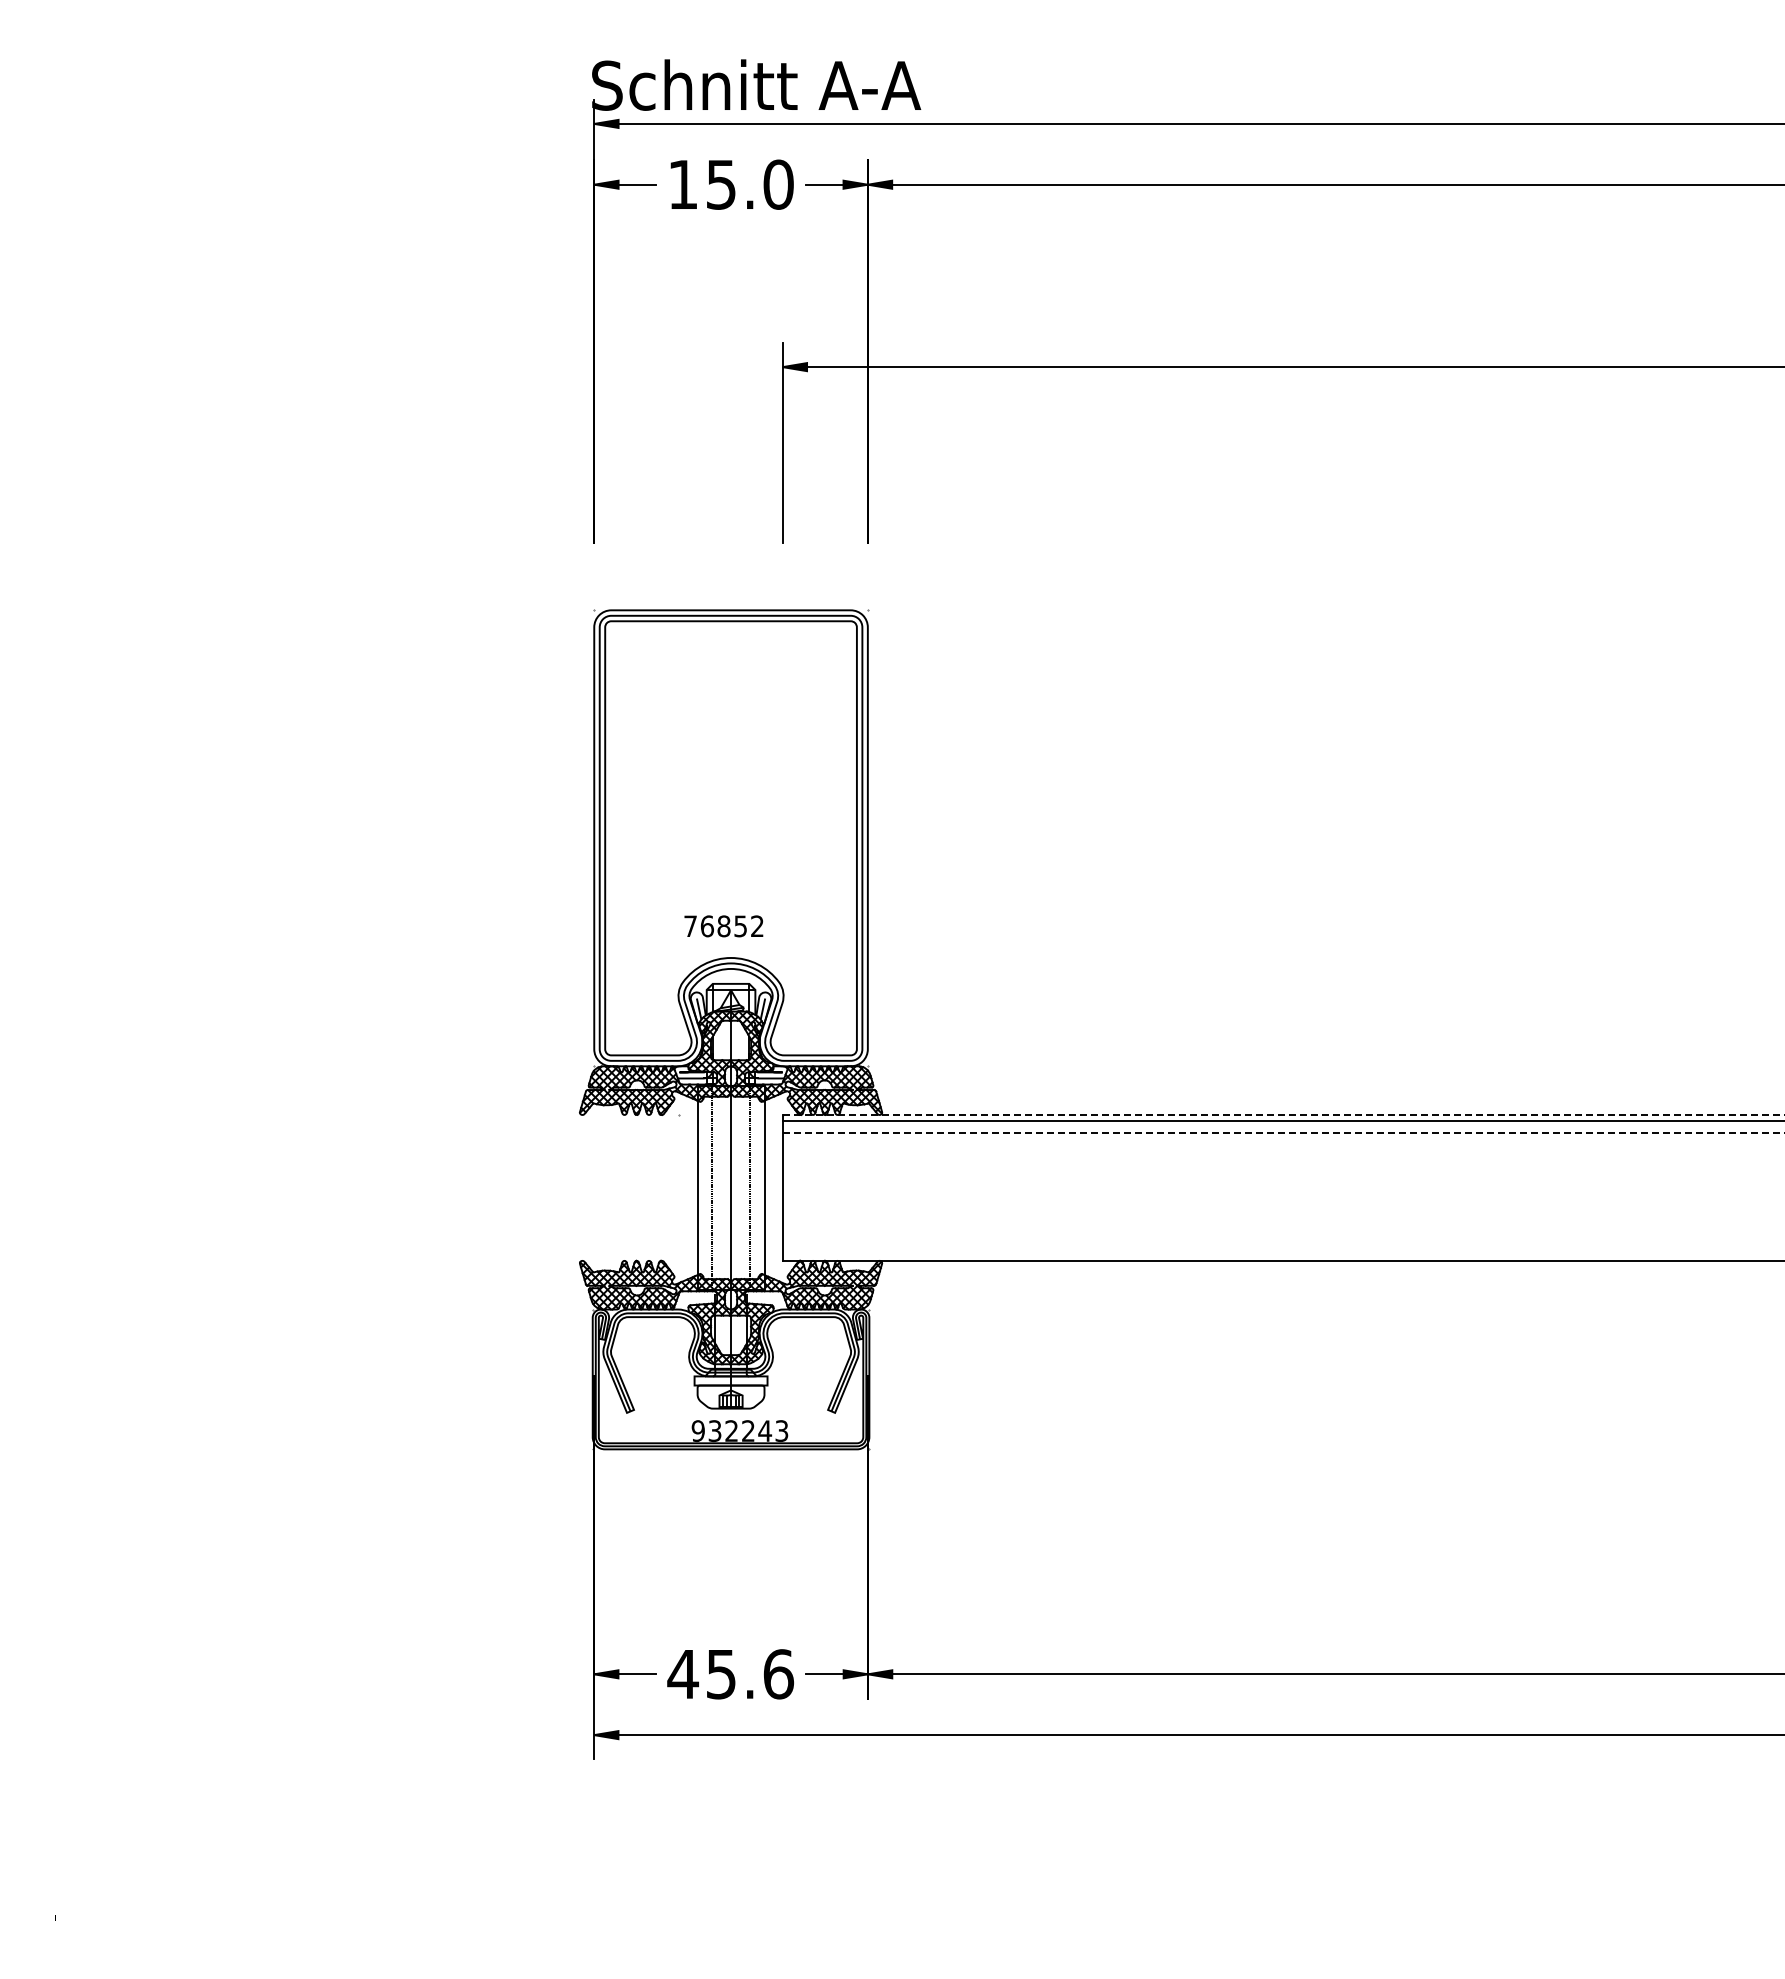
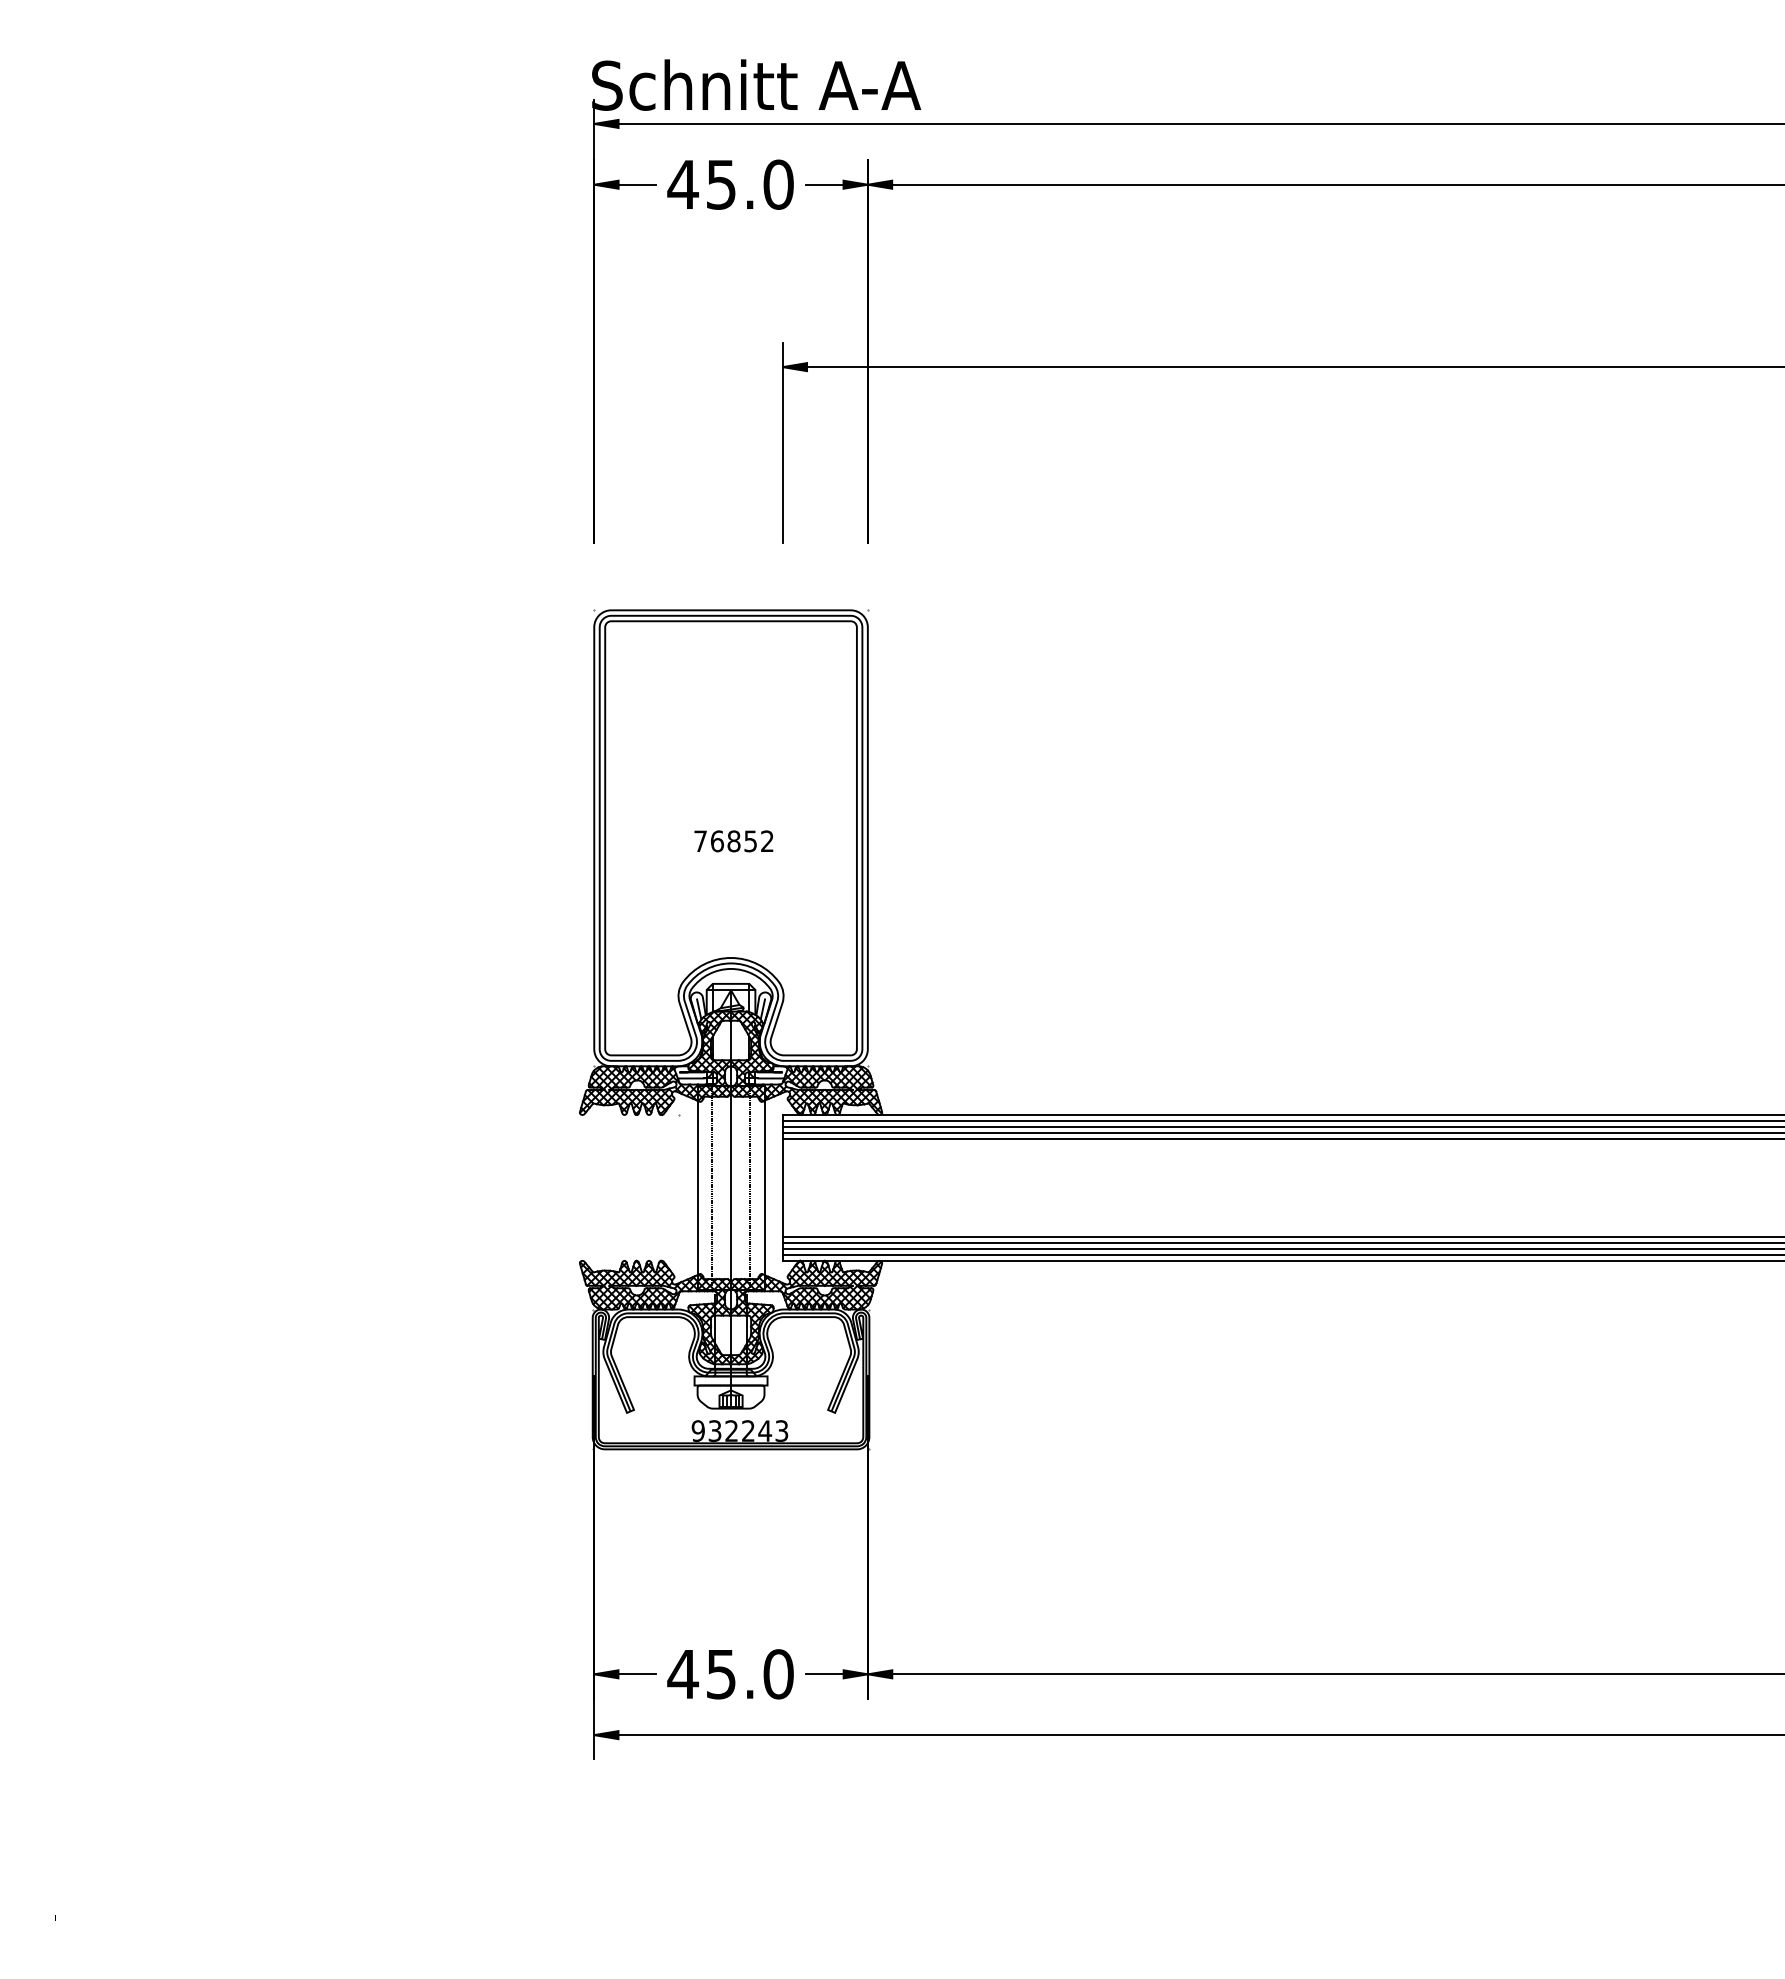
text: 15.0 -> 45.0 (682, 184)
text position: (723, 926) -> (733, 841) (733, 841)
line: dashed -> solid (1283, 1114)
line: none -> present (1281, 1127)
line: dashed -> solid (1283, 1133)
line: none -> present (1281, 1139)
line: none -> present (1281, 1236)
line: none -> present (1281, 1242)
line: none -> present (1281, 1248)
line: none -> present (1281, 1254)
text: 45.6 -> 45.0 (778, 1674)
